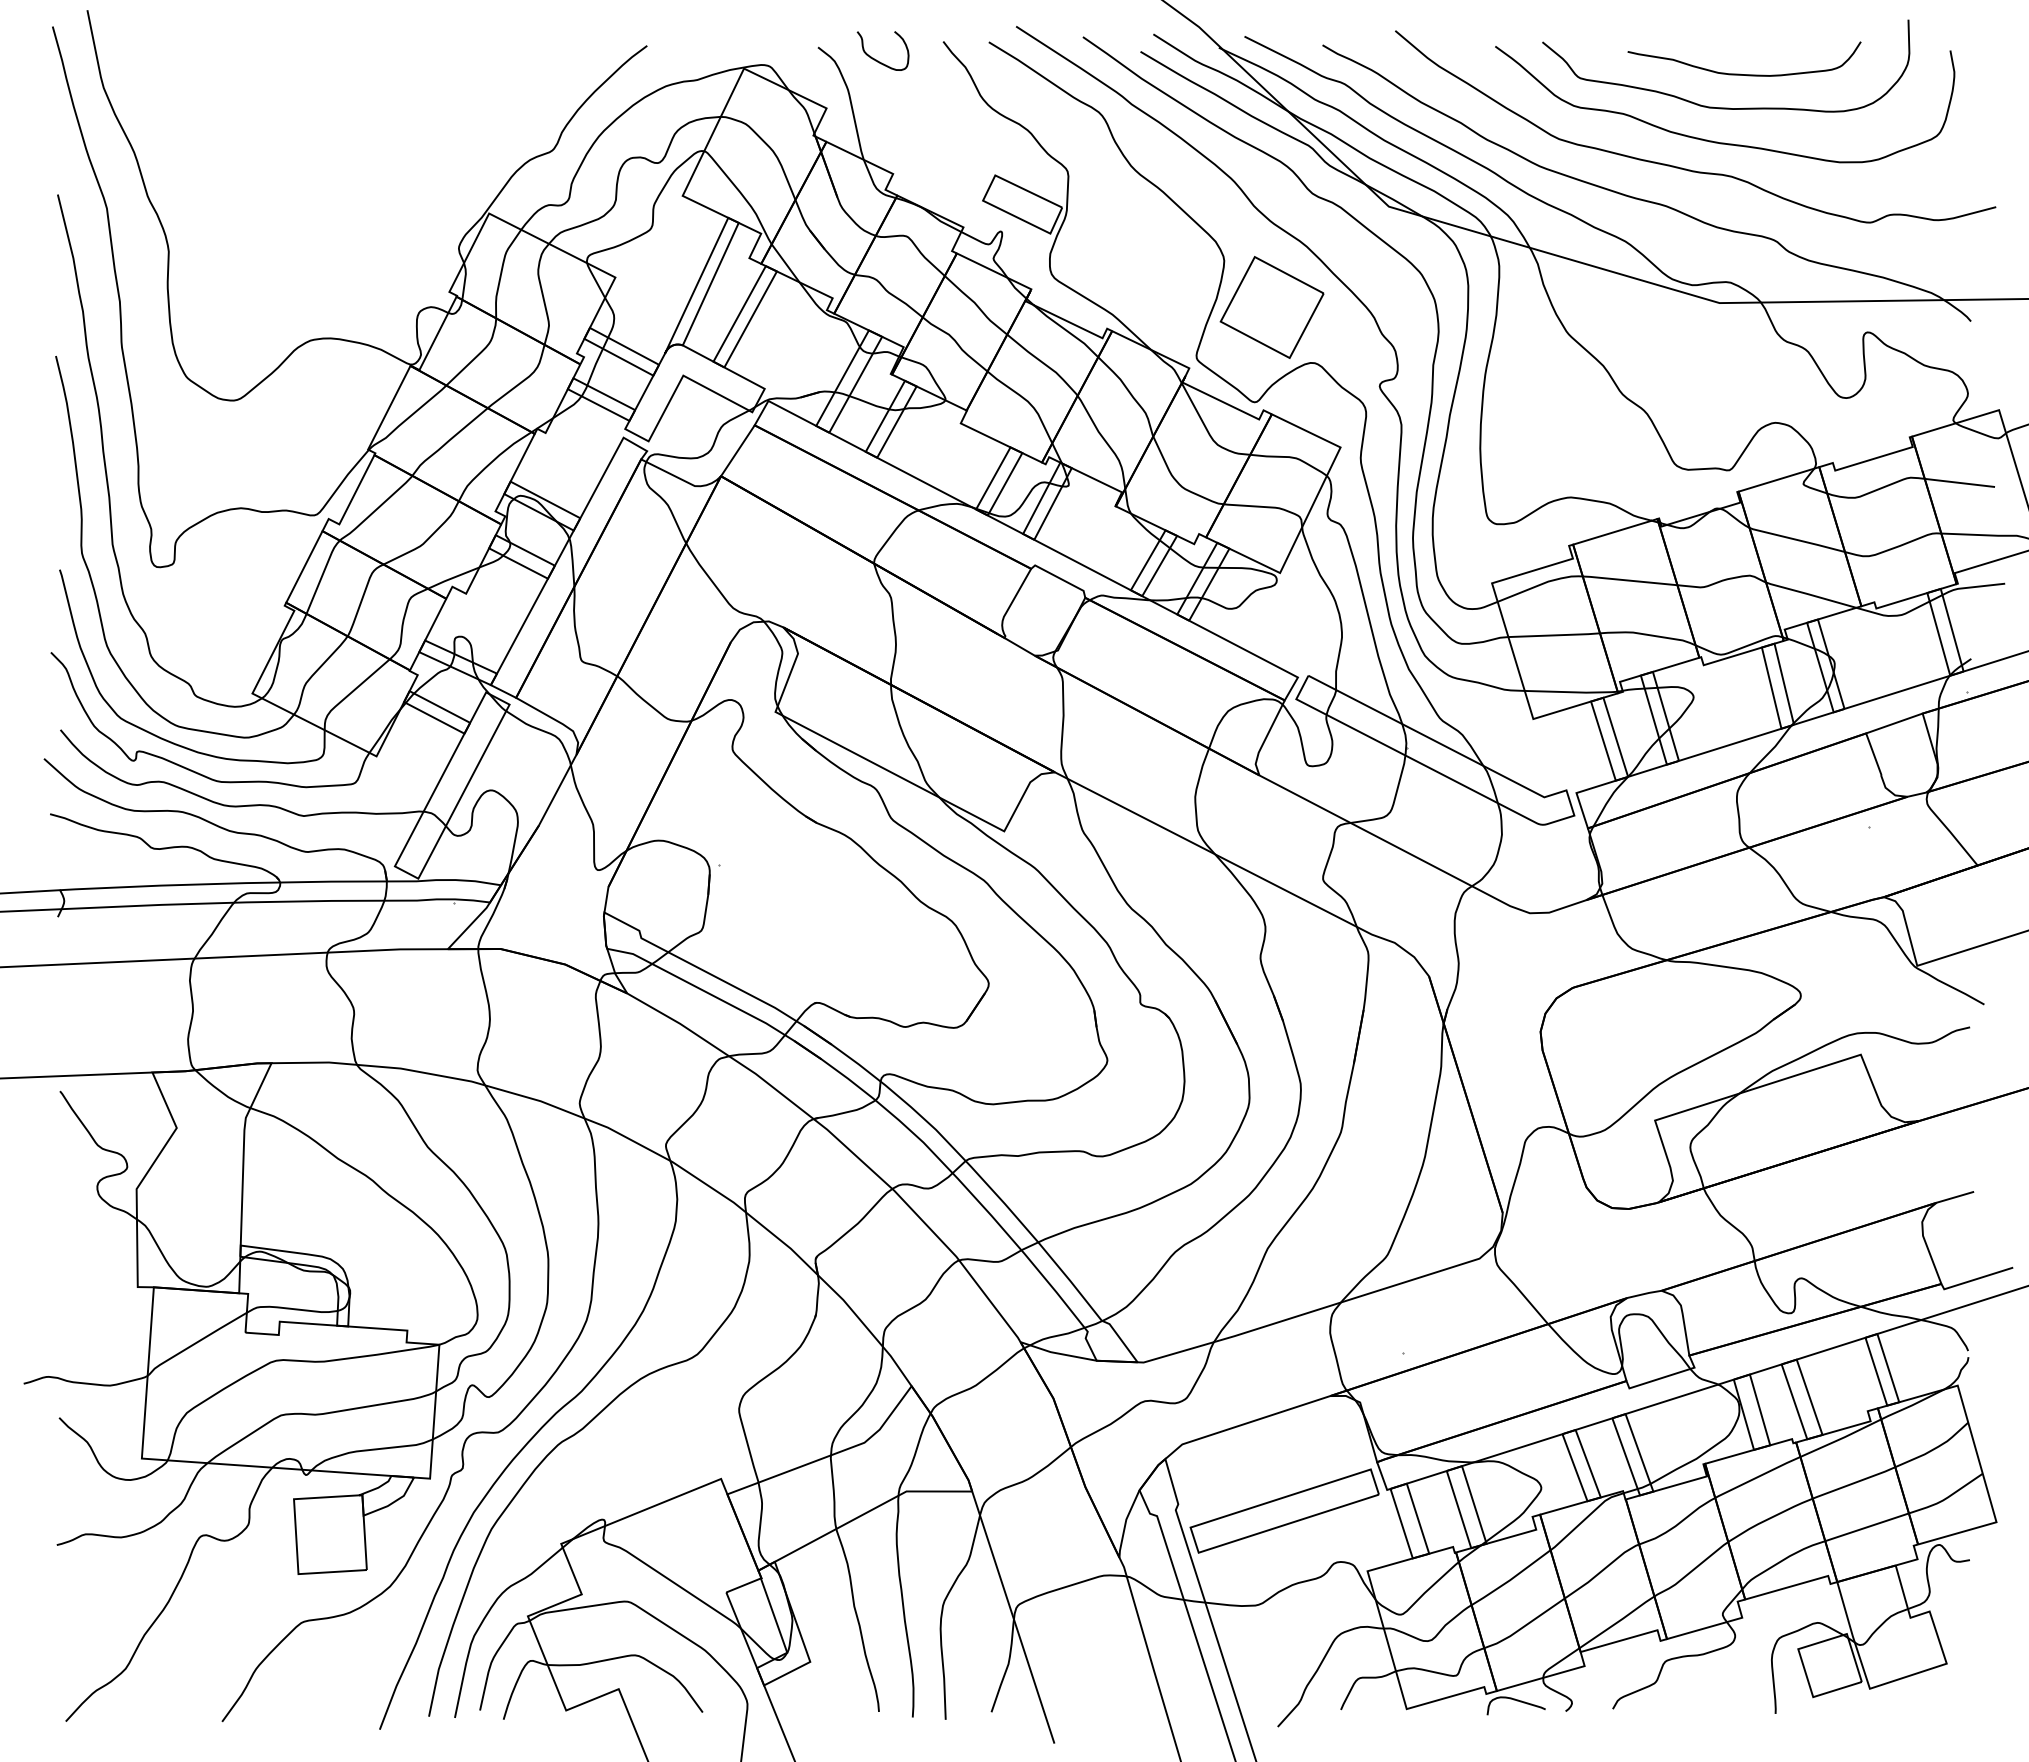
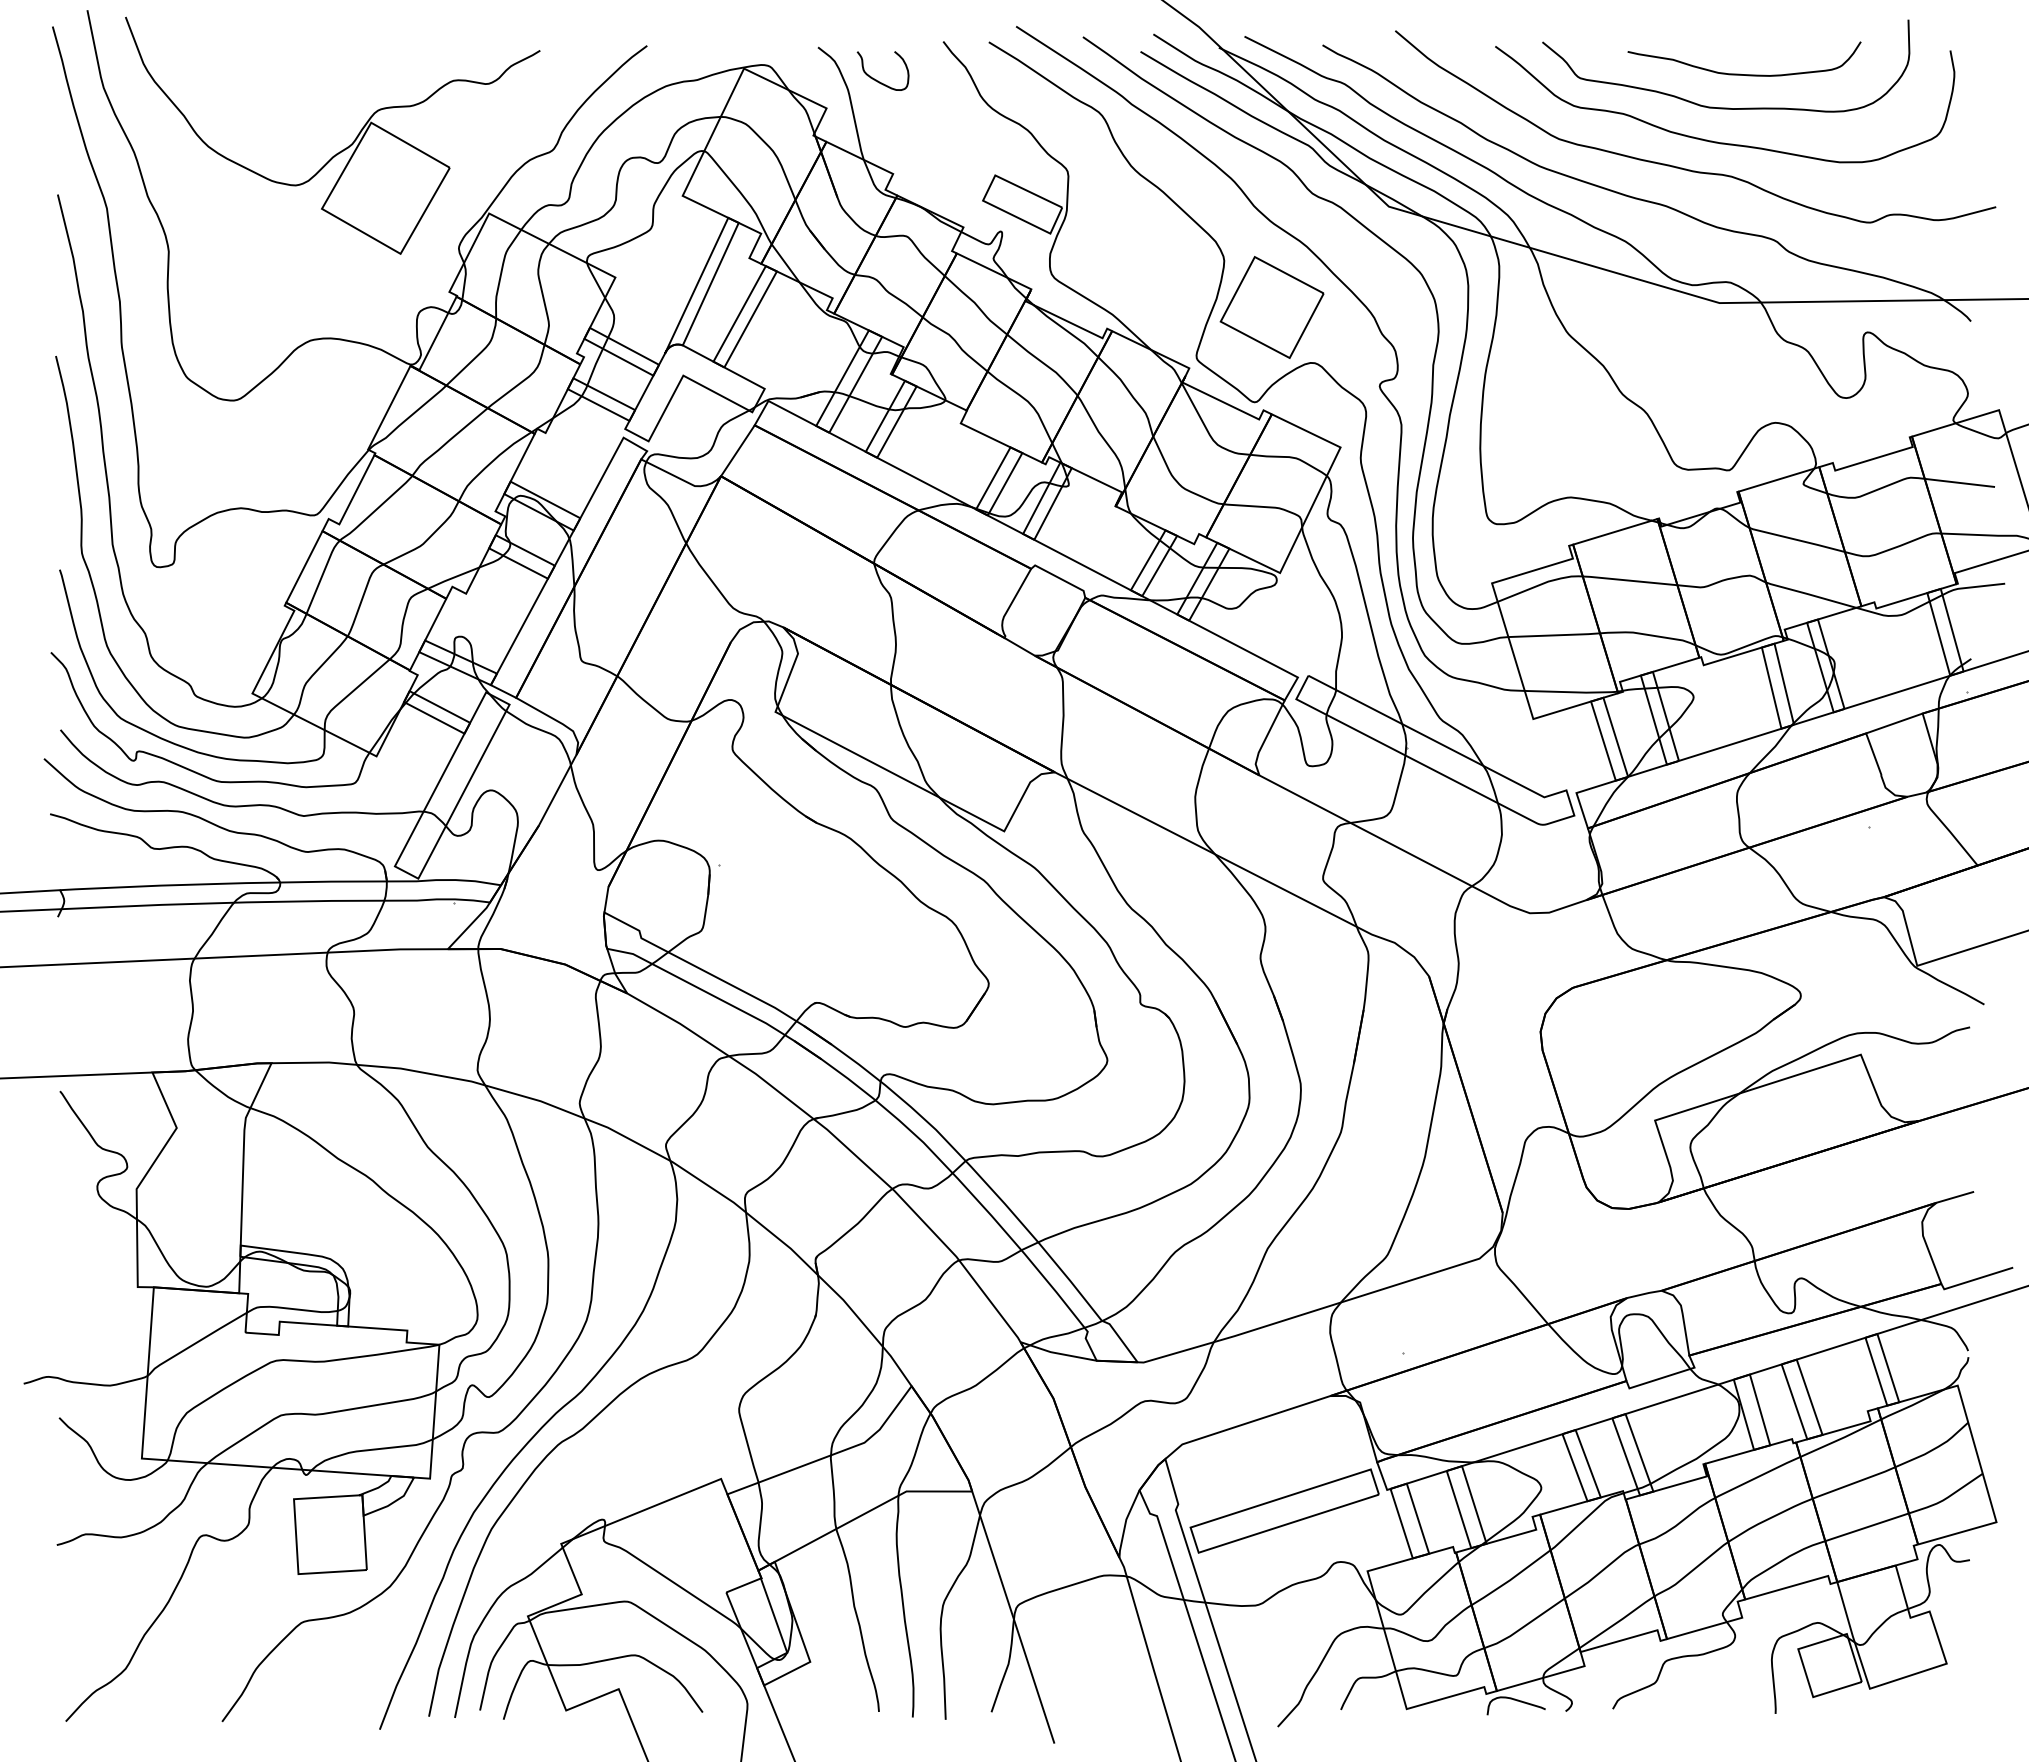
curve position: (878, 60) -> (878, 80) (878, 80)
part: none -> present (342, 149)
